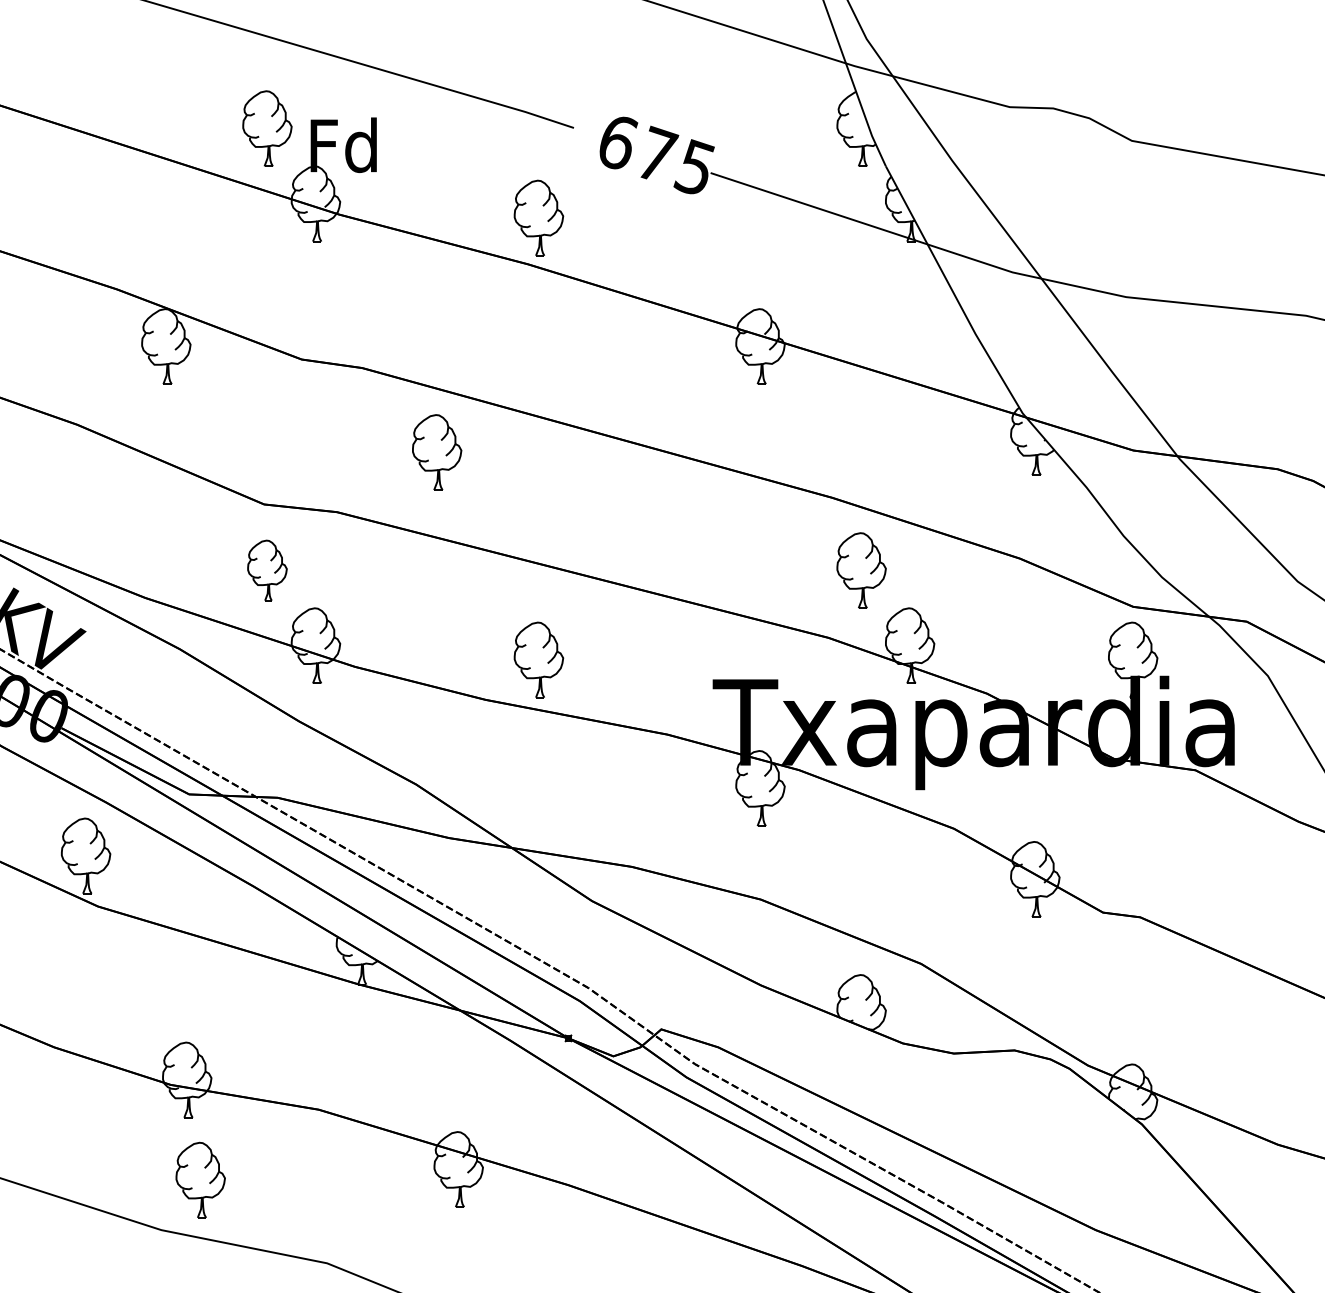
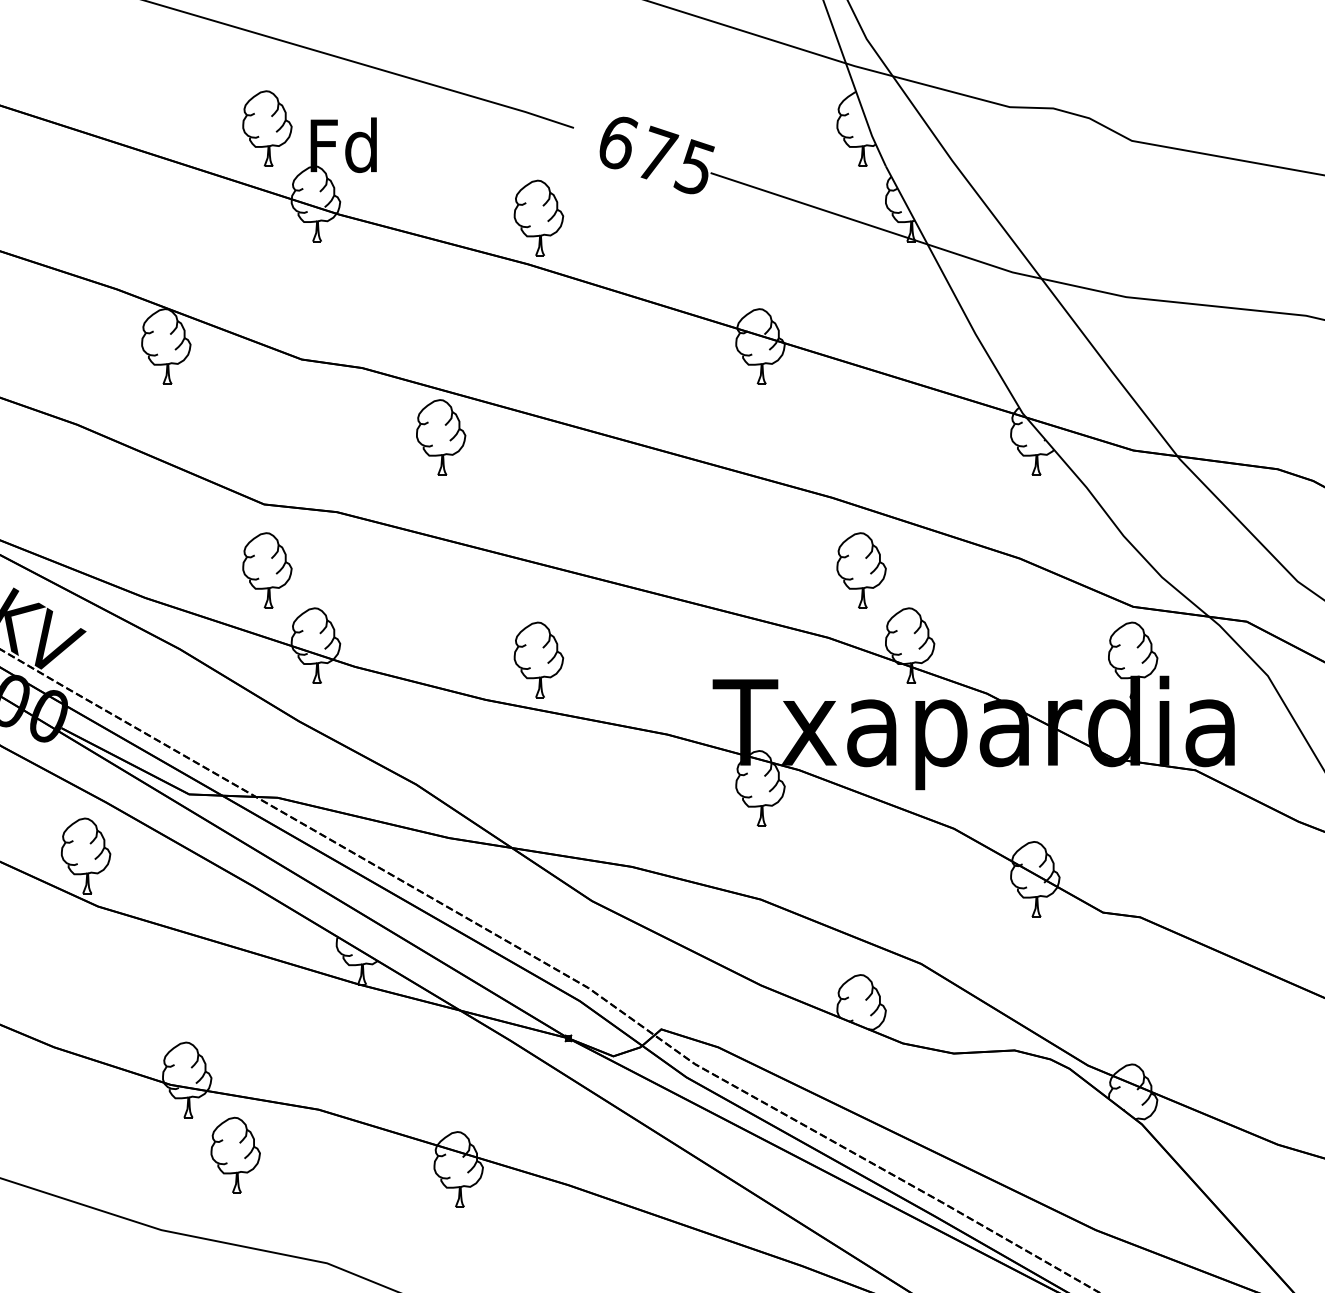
part position: (437, 452) -> (441, 437) (441, 437)
part size: 41x63 px -> 51x77 px (267, 570)
part position: (200, 1179) -> (235, 1154) (235, 1154)
